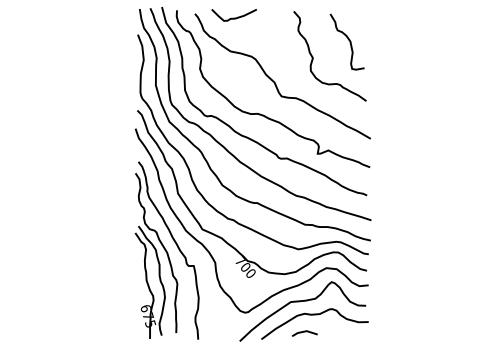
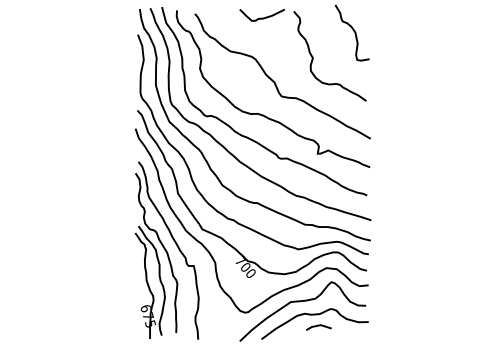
curve position: (233, 17) -> (261, 17) (261, 17)
curve position: (347, 39) -> (352, 30) (352, 30)
line position: (304, 332) -> (318, 326) (318, 326)
